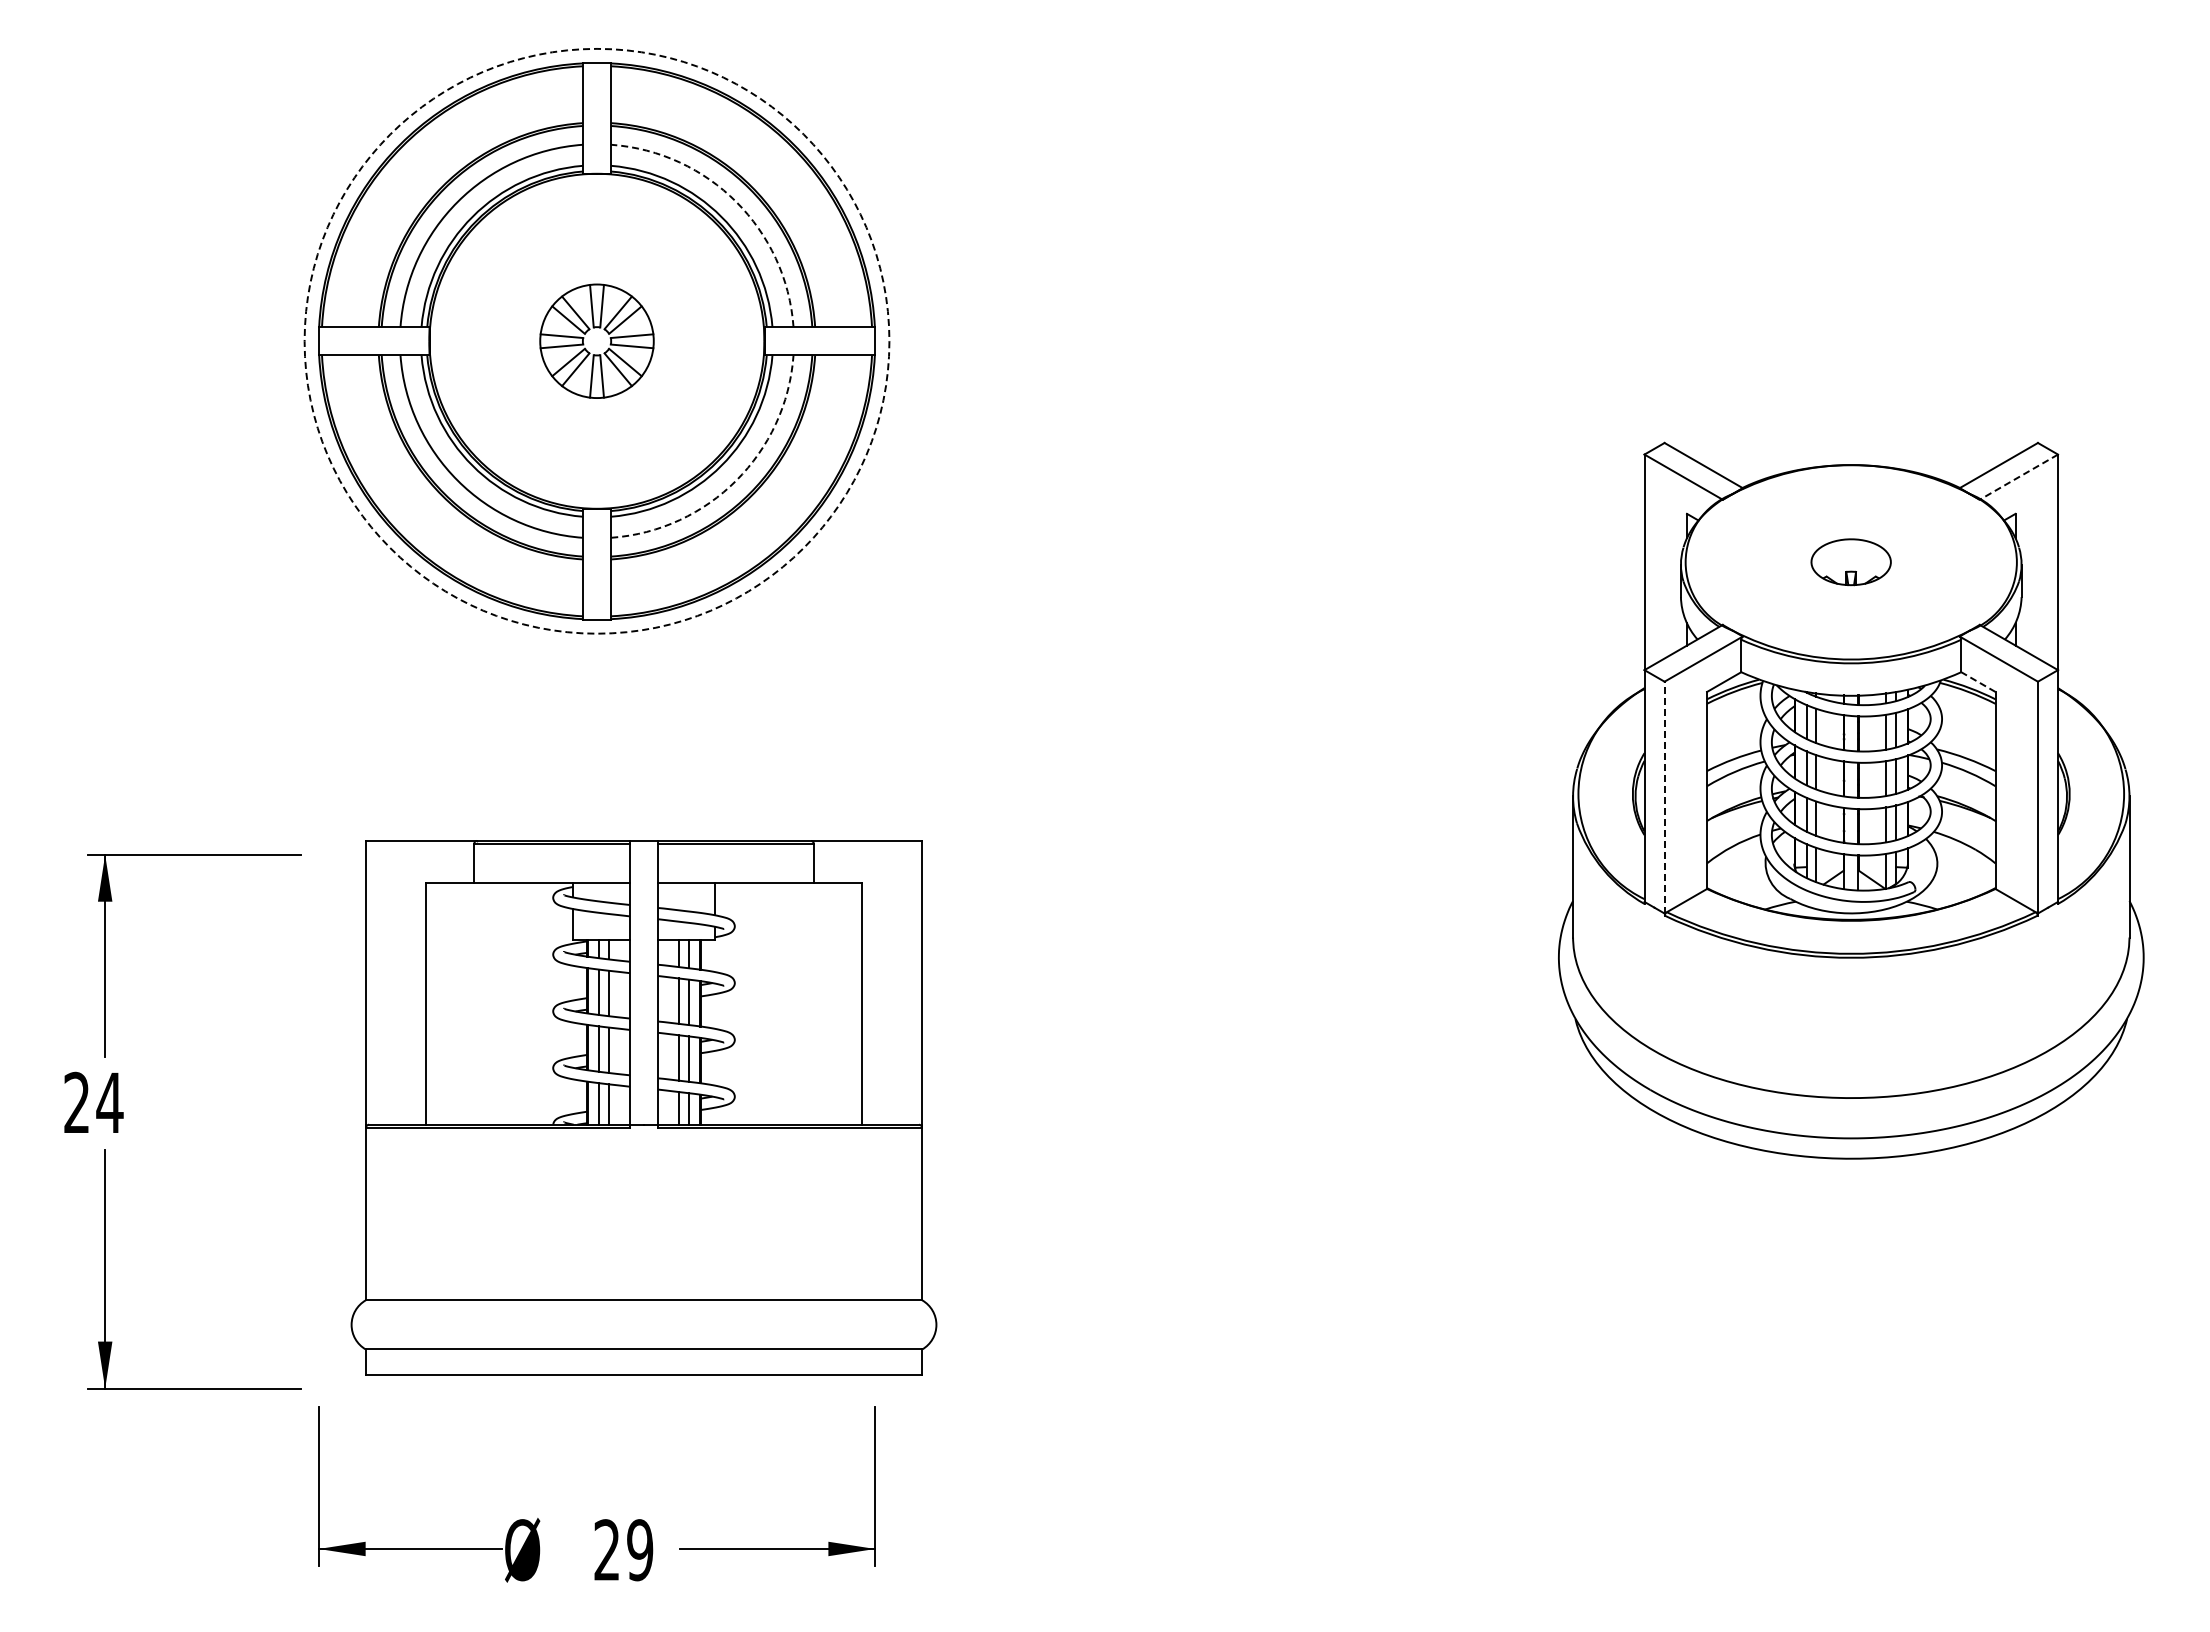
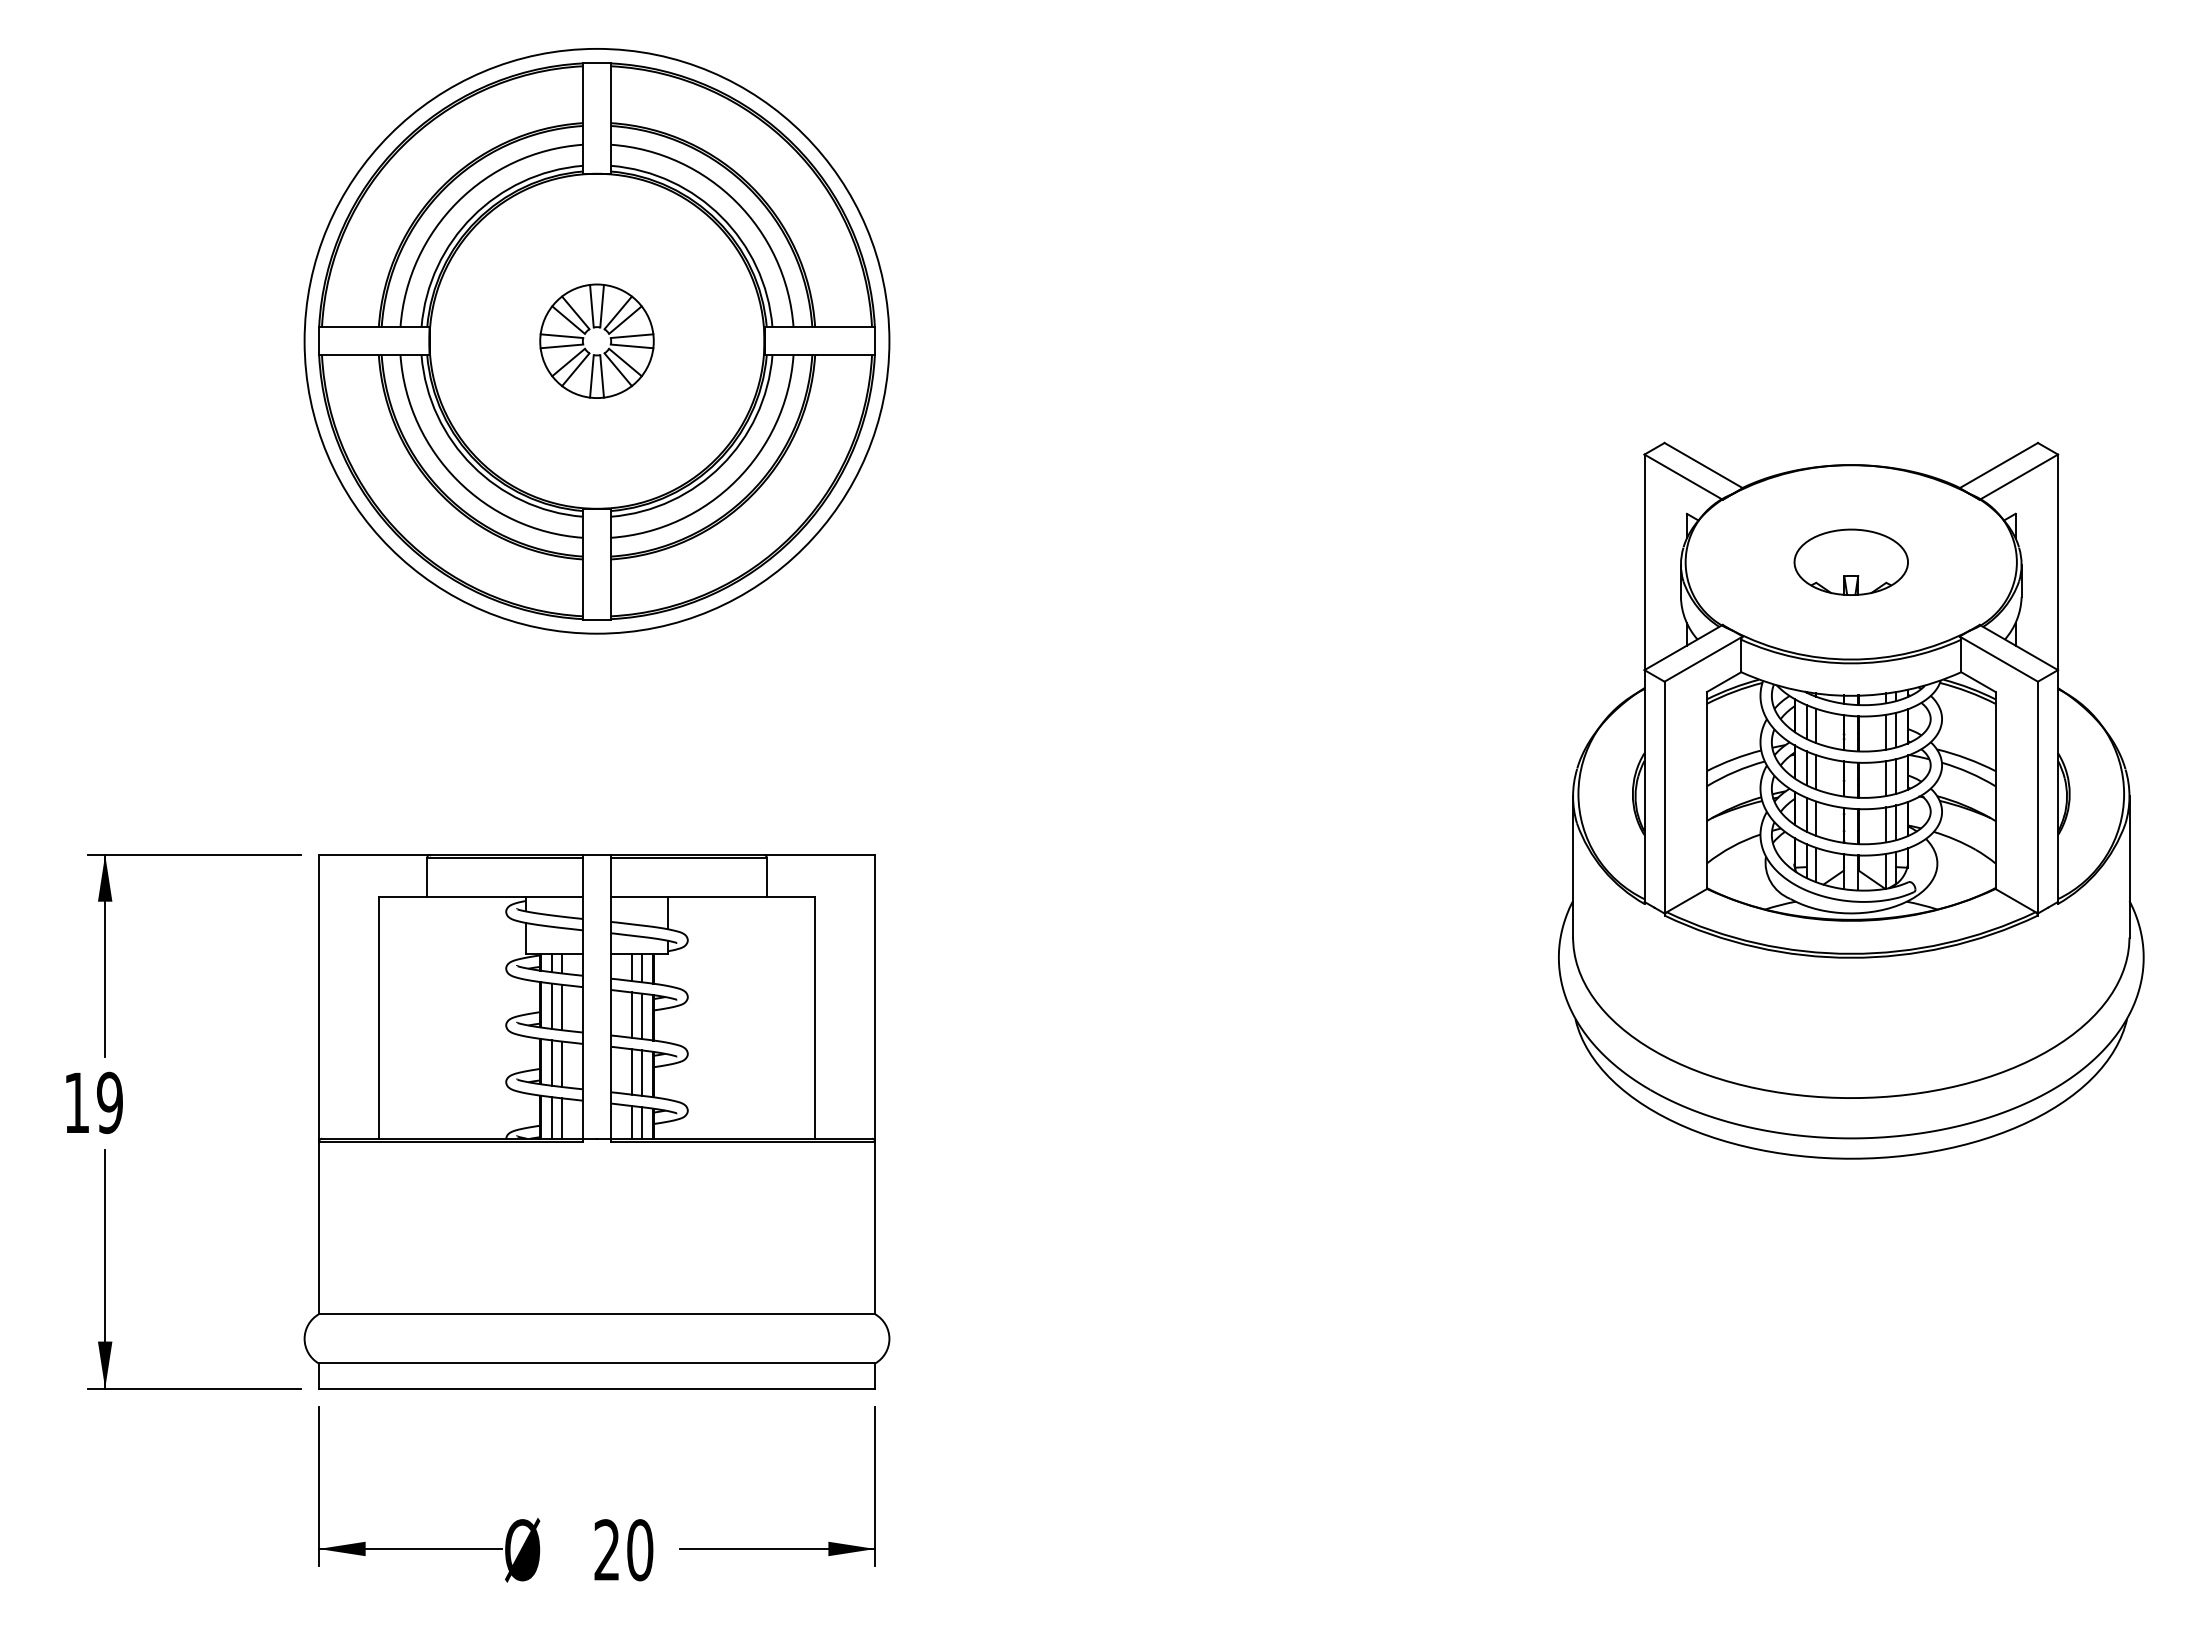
arc: dashed -> solid (736, 201)
circle: dashed -> solid (596, 340)
line: dashed -> solid (2018, 477)
arc: dashed -> solid (736, 480)
part size: 82x49 px -> 116x68 px (1850, 561)
line: dashed -> solid (1978, 682)
line: dashed -> solid (1664, 797)
text: 24 -> 19 (93, 1102)
part position: (643, 1107) -> (596, 1121) (596, 1121)
text: 29 -> 20 (640, 1550)
